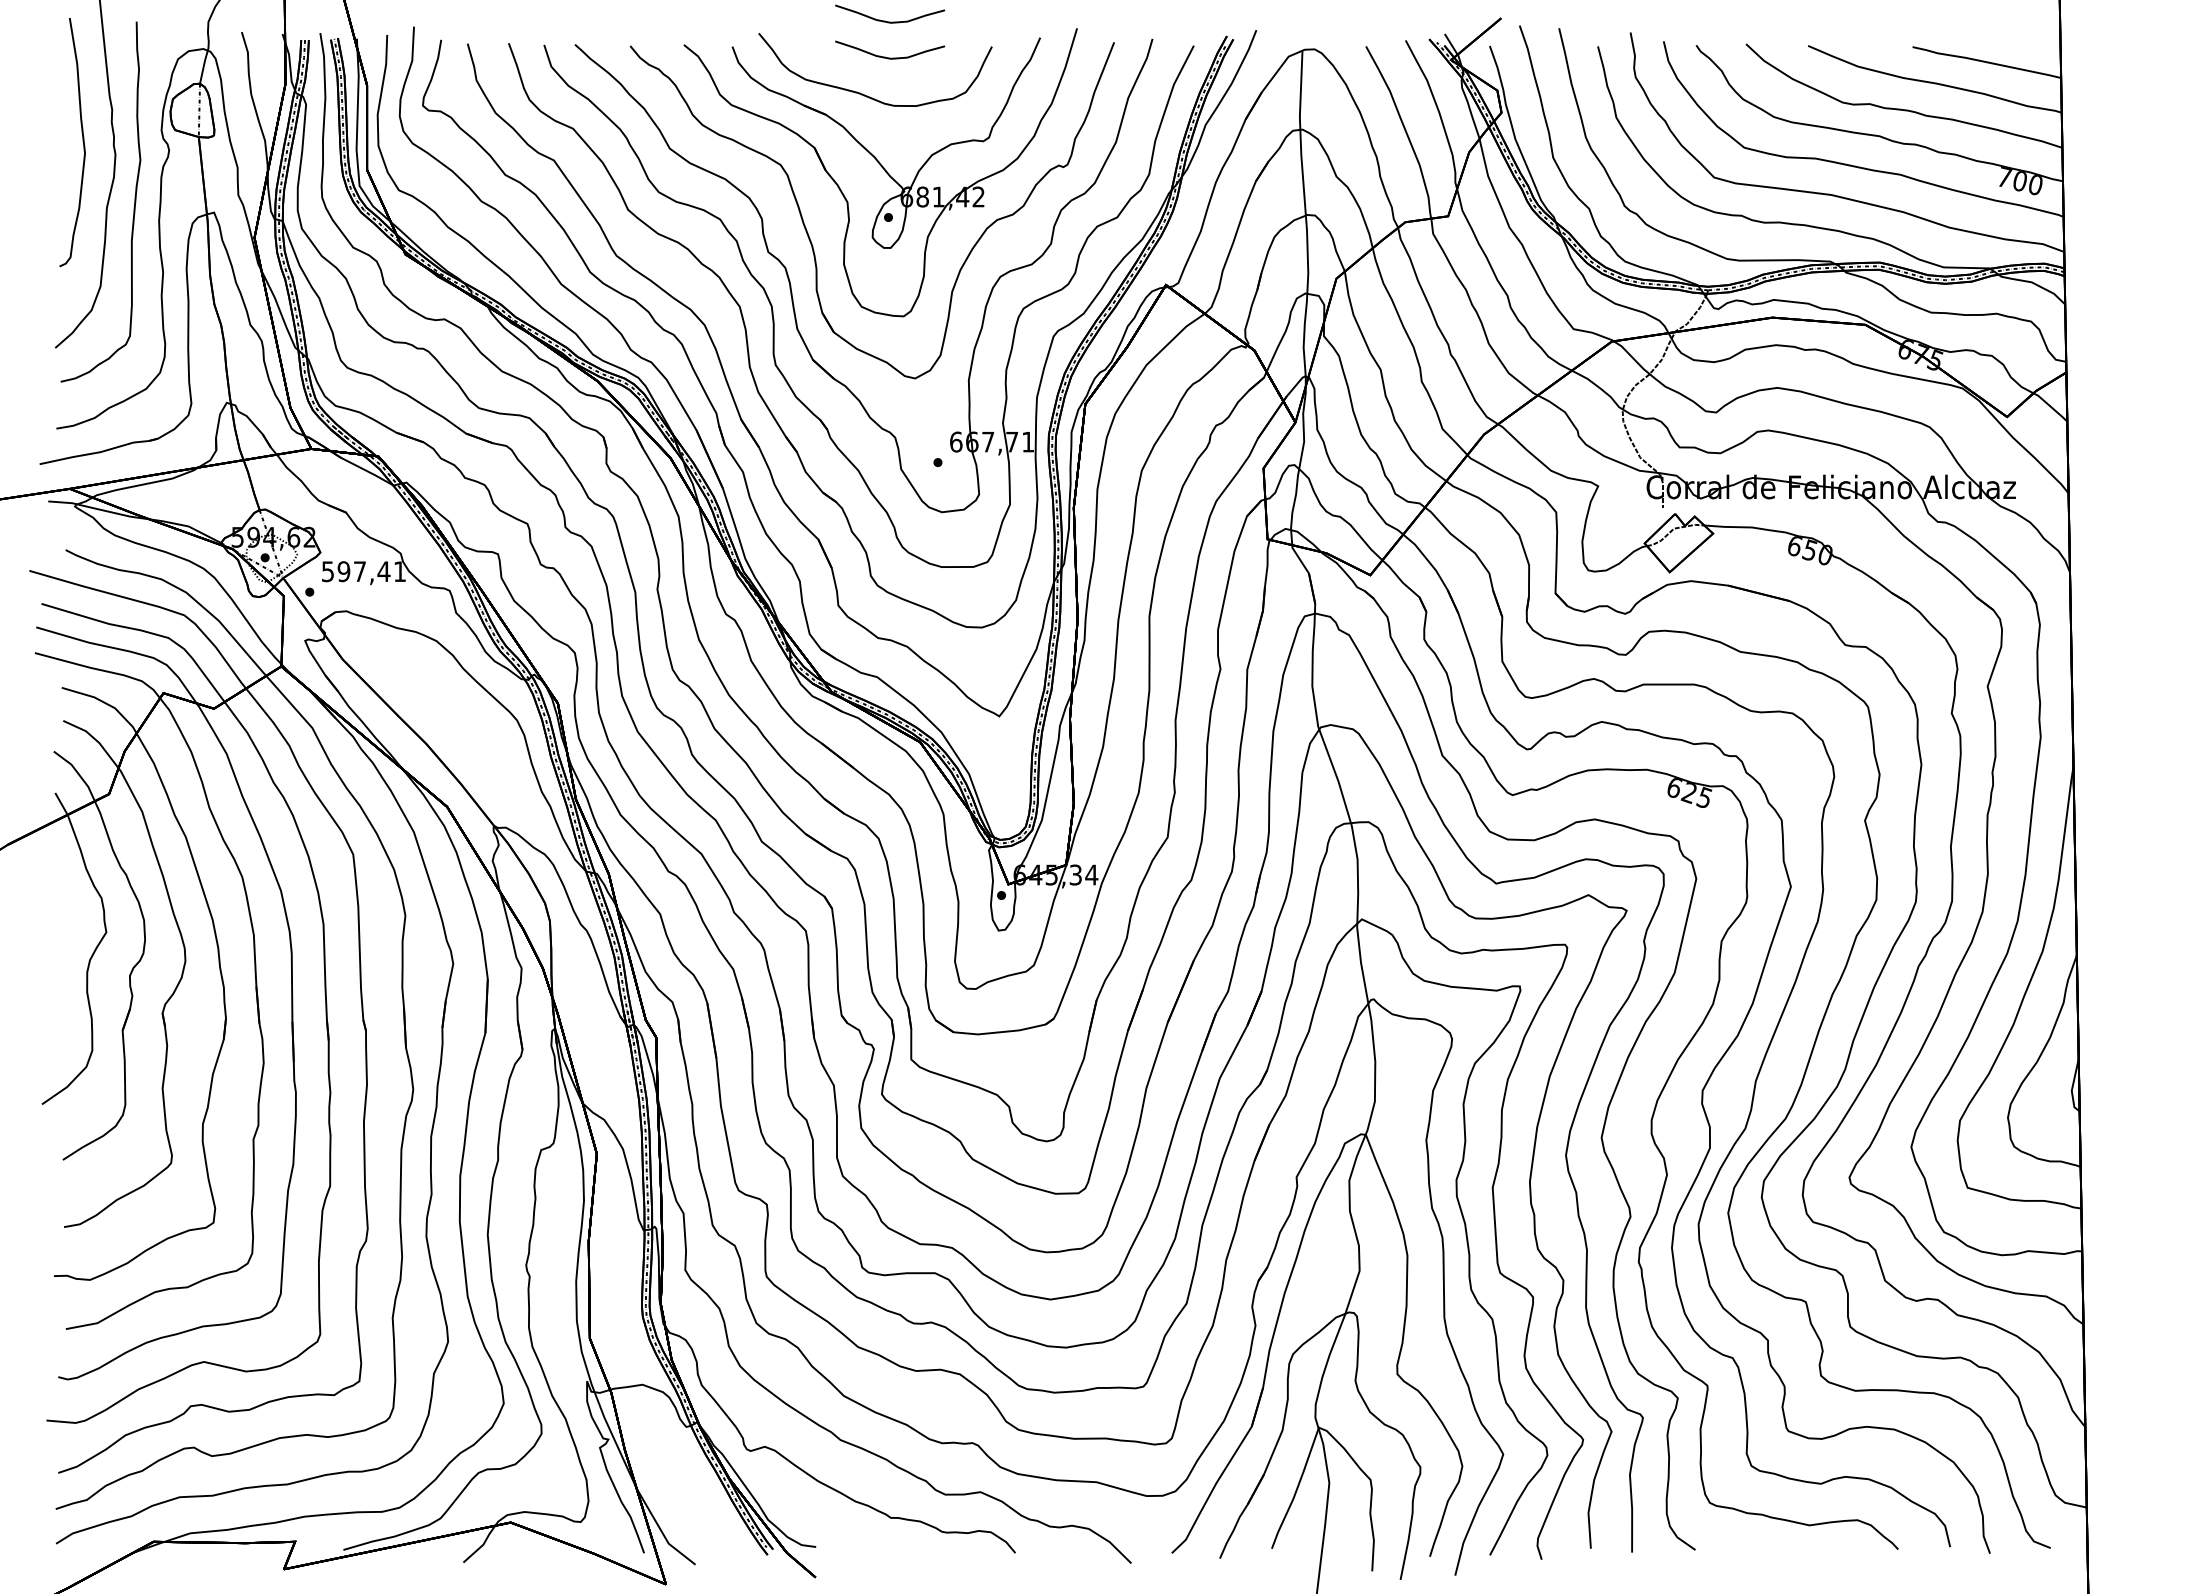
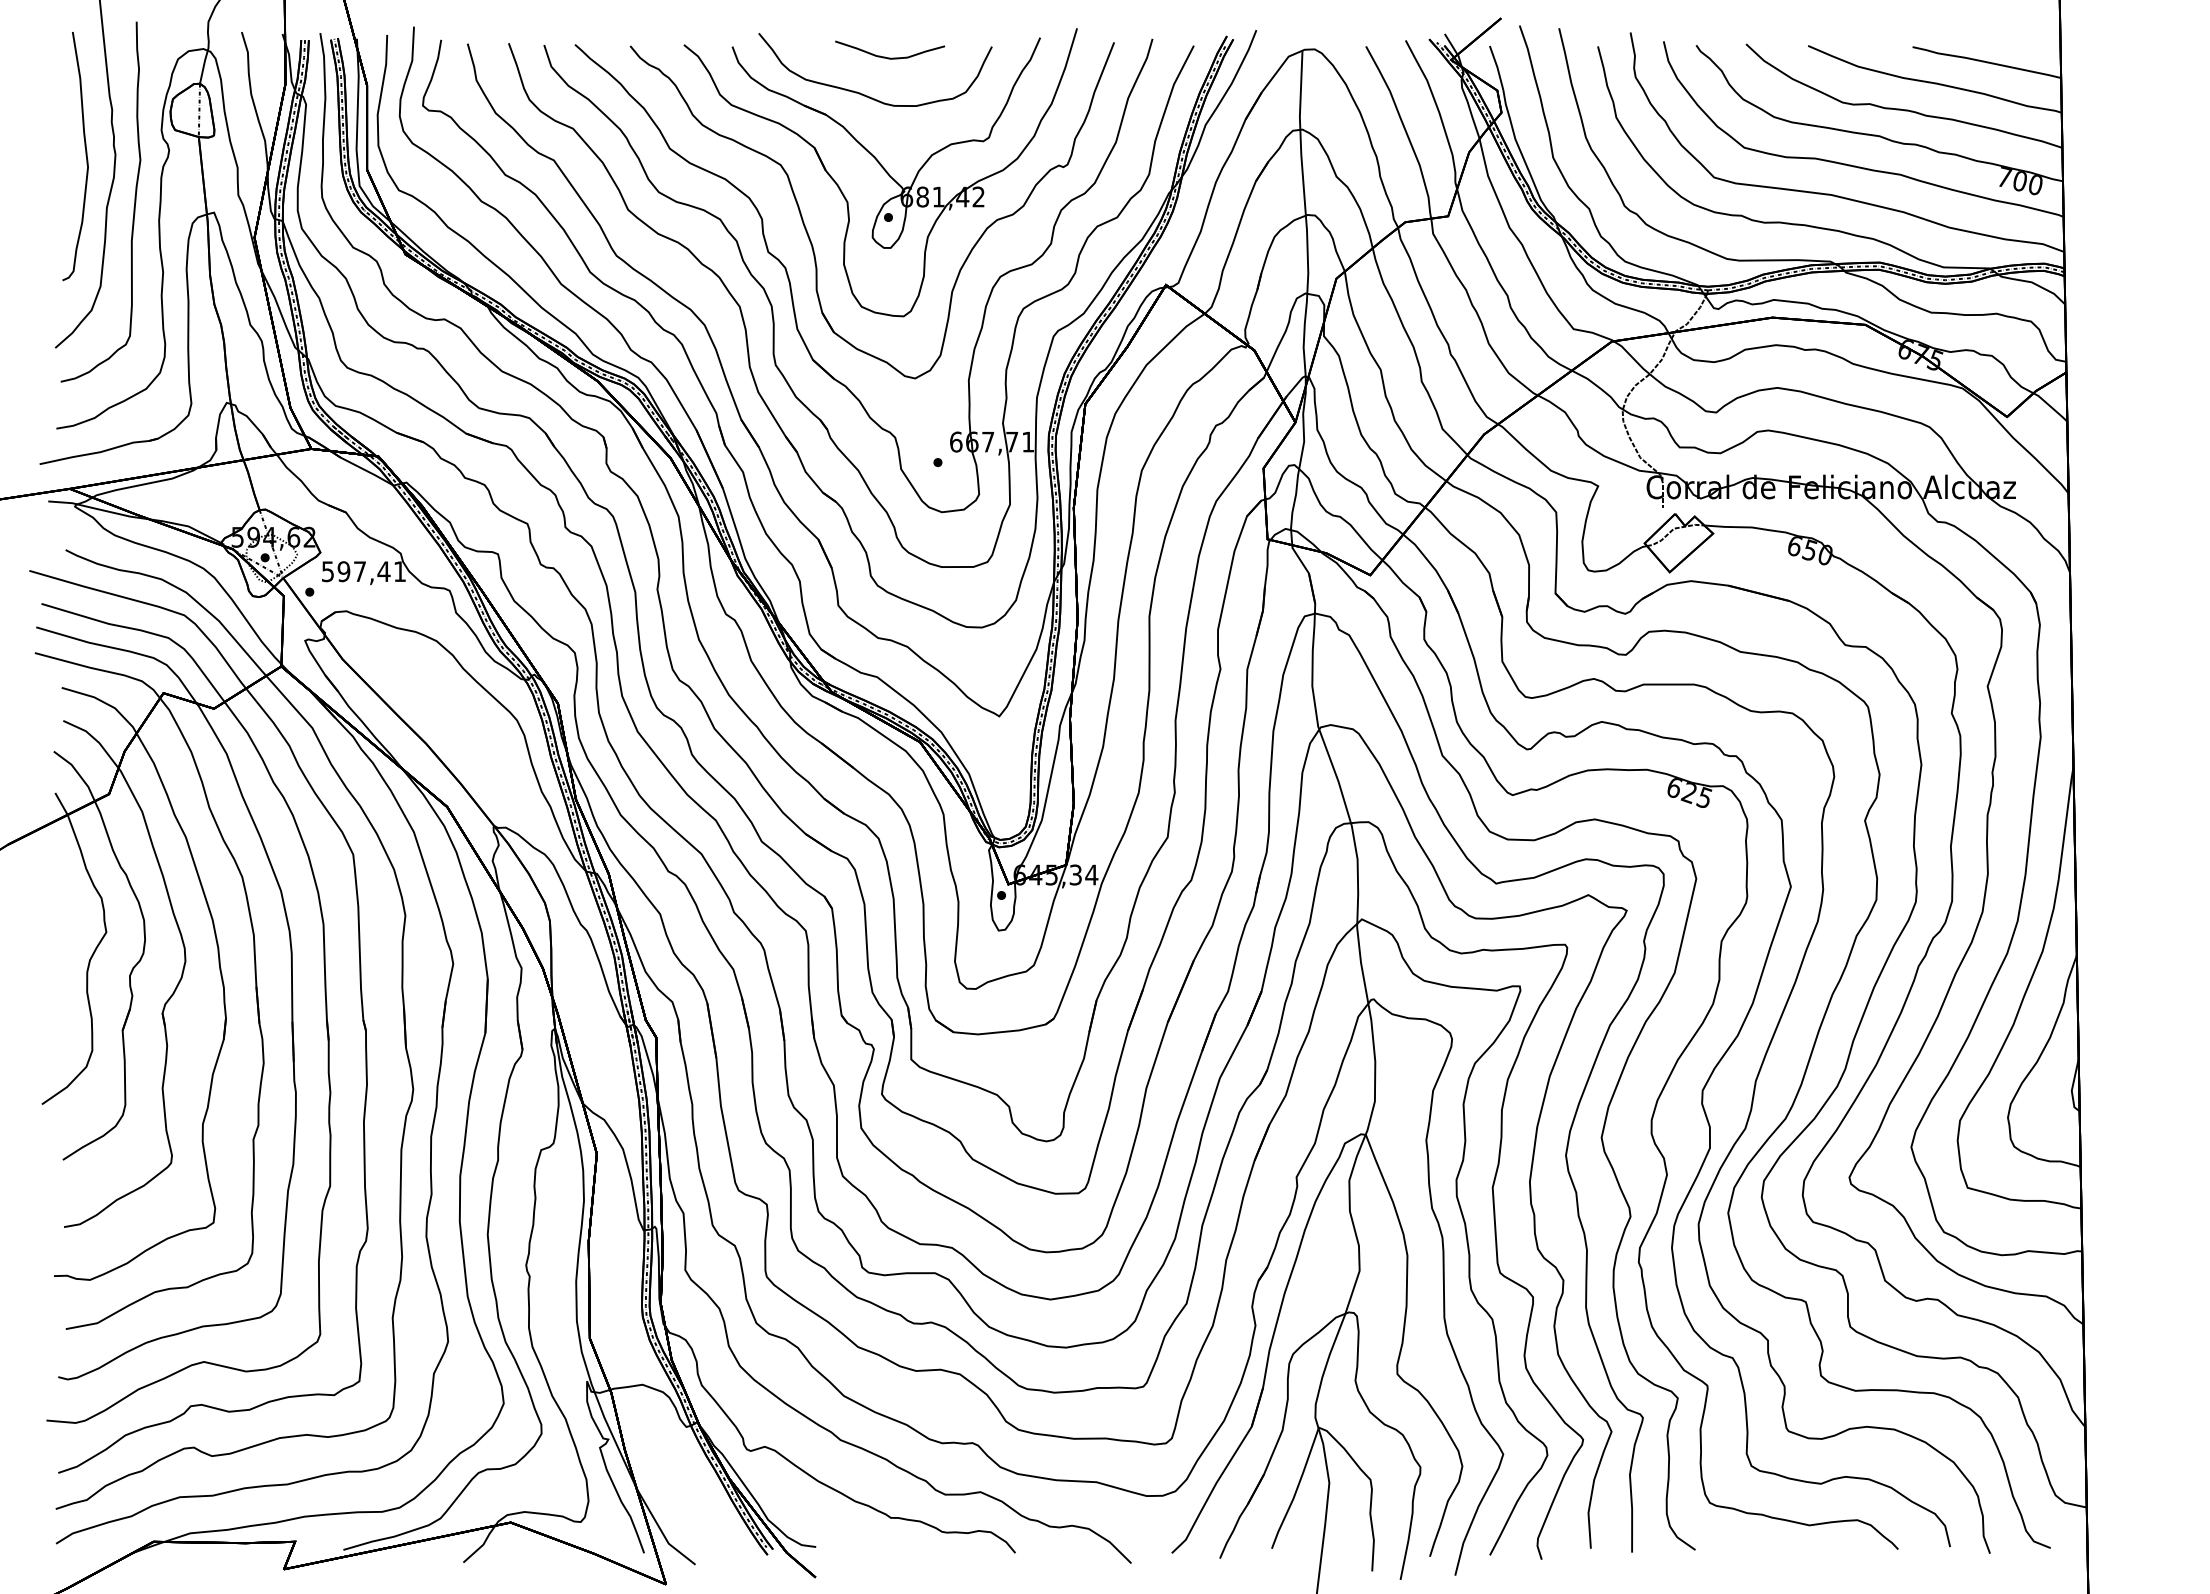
curve: present -> none (890, 21)
curve position: (82, 141) -> (85, 155) (85, 155)
